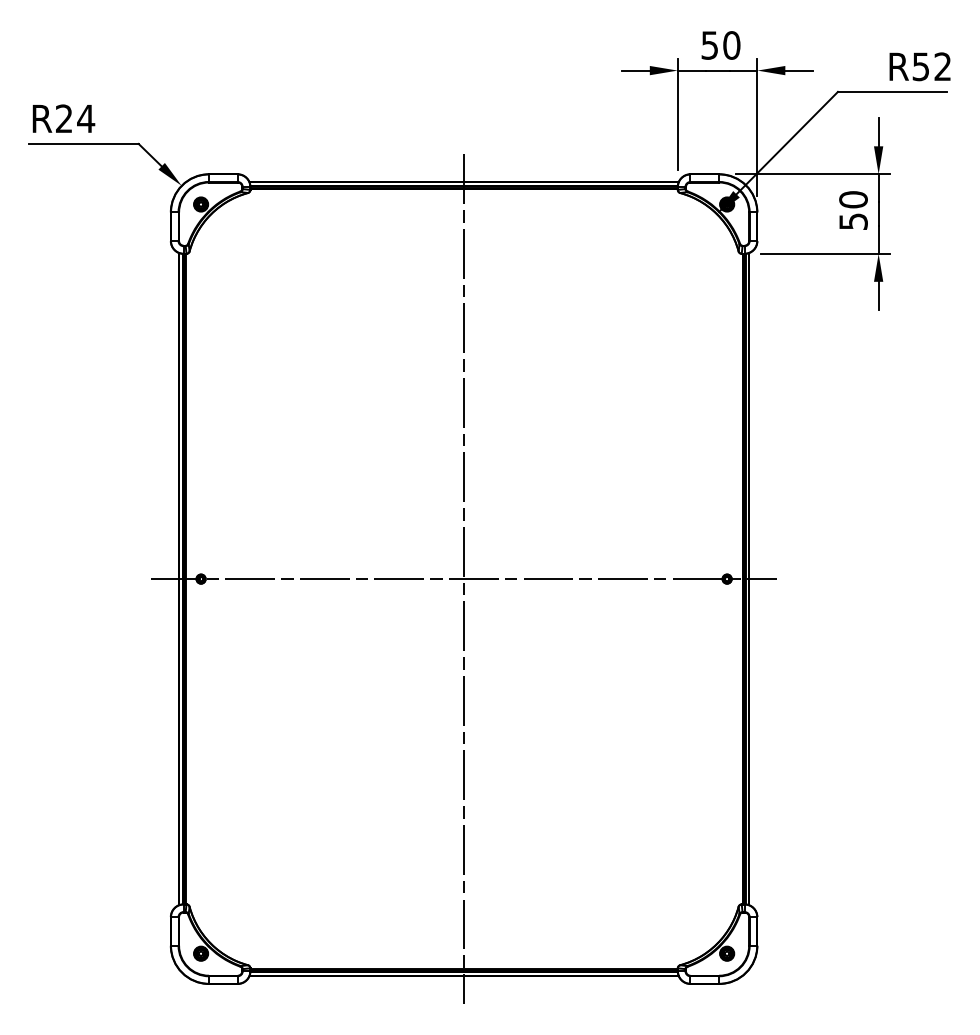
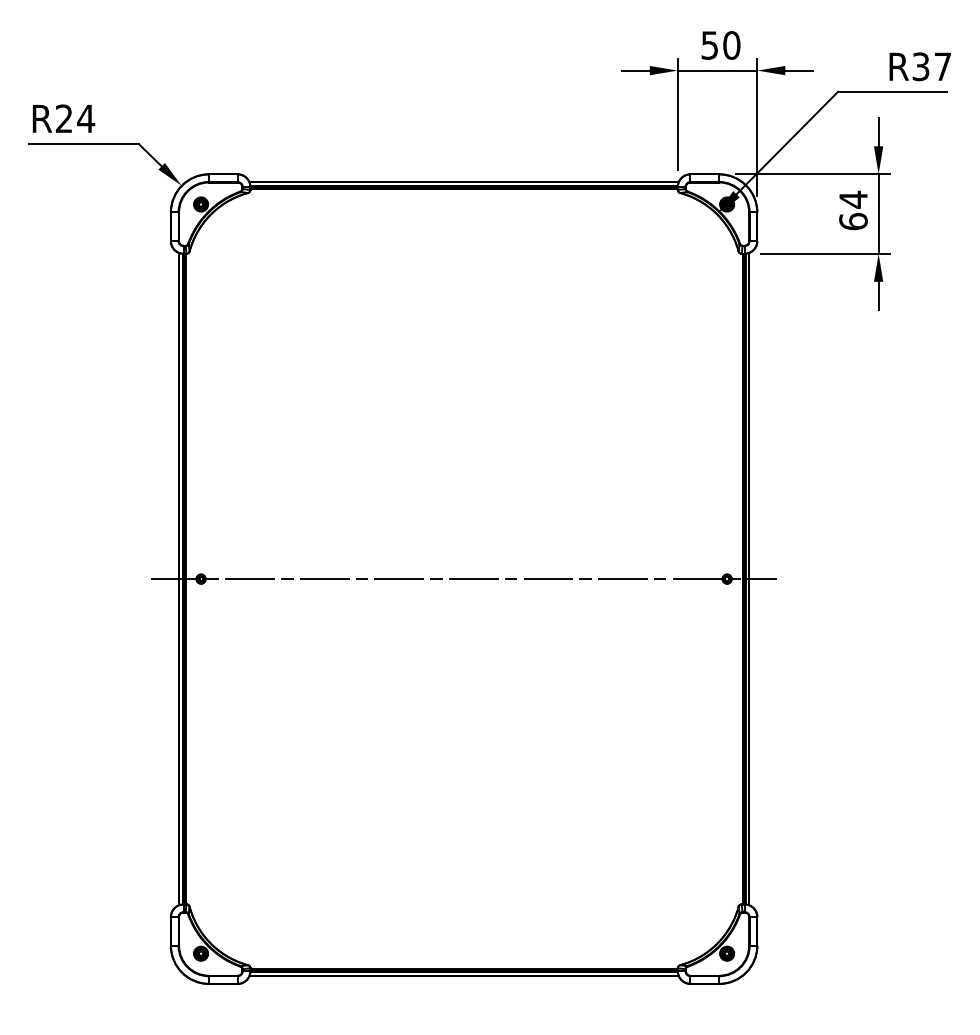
text: R52 -> R37 (931, 66)
text: 50 -> 64 (853, 210)
line: present -> none (464, 578)
